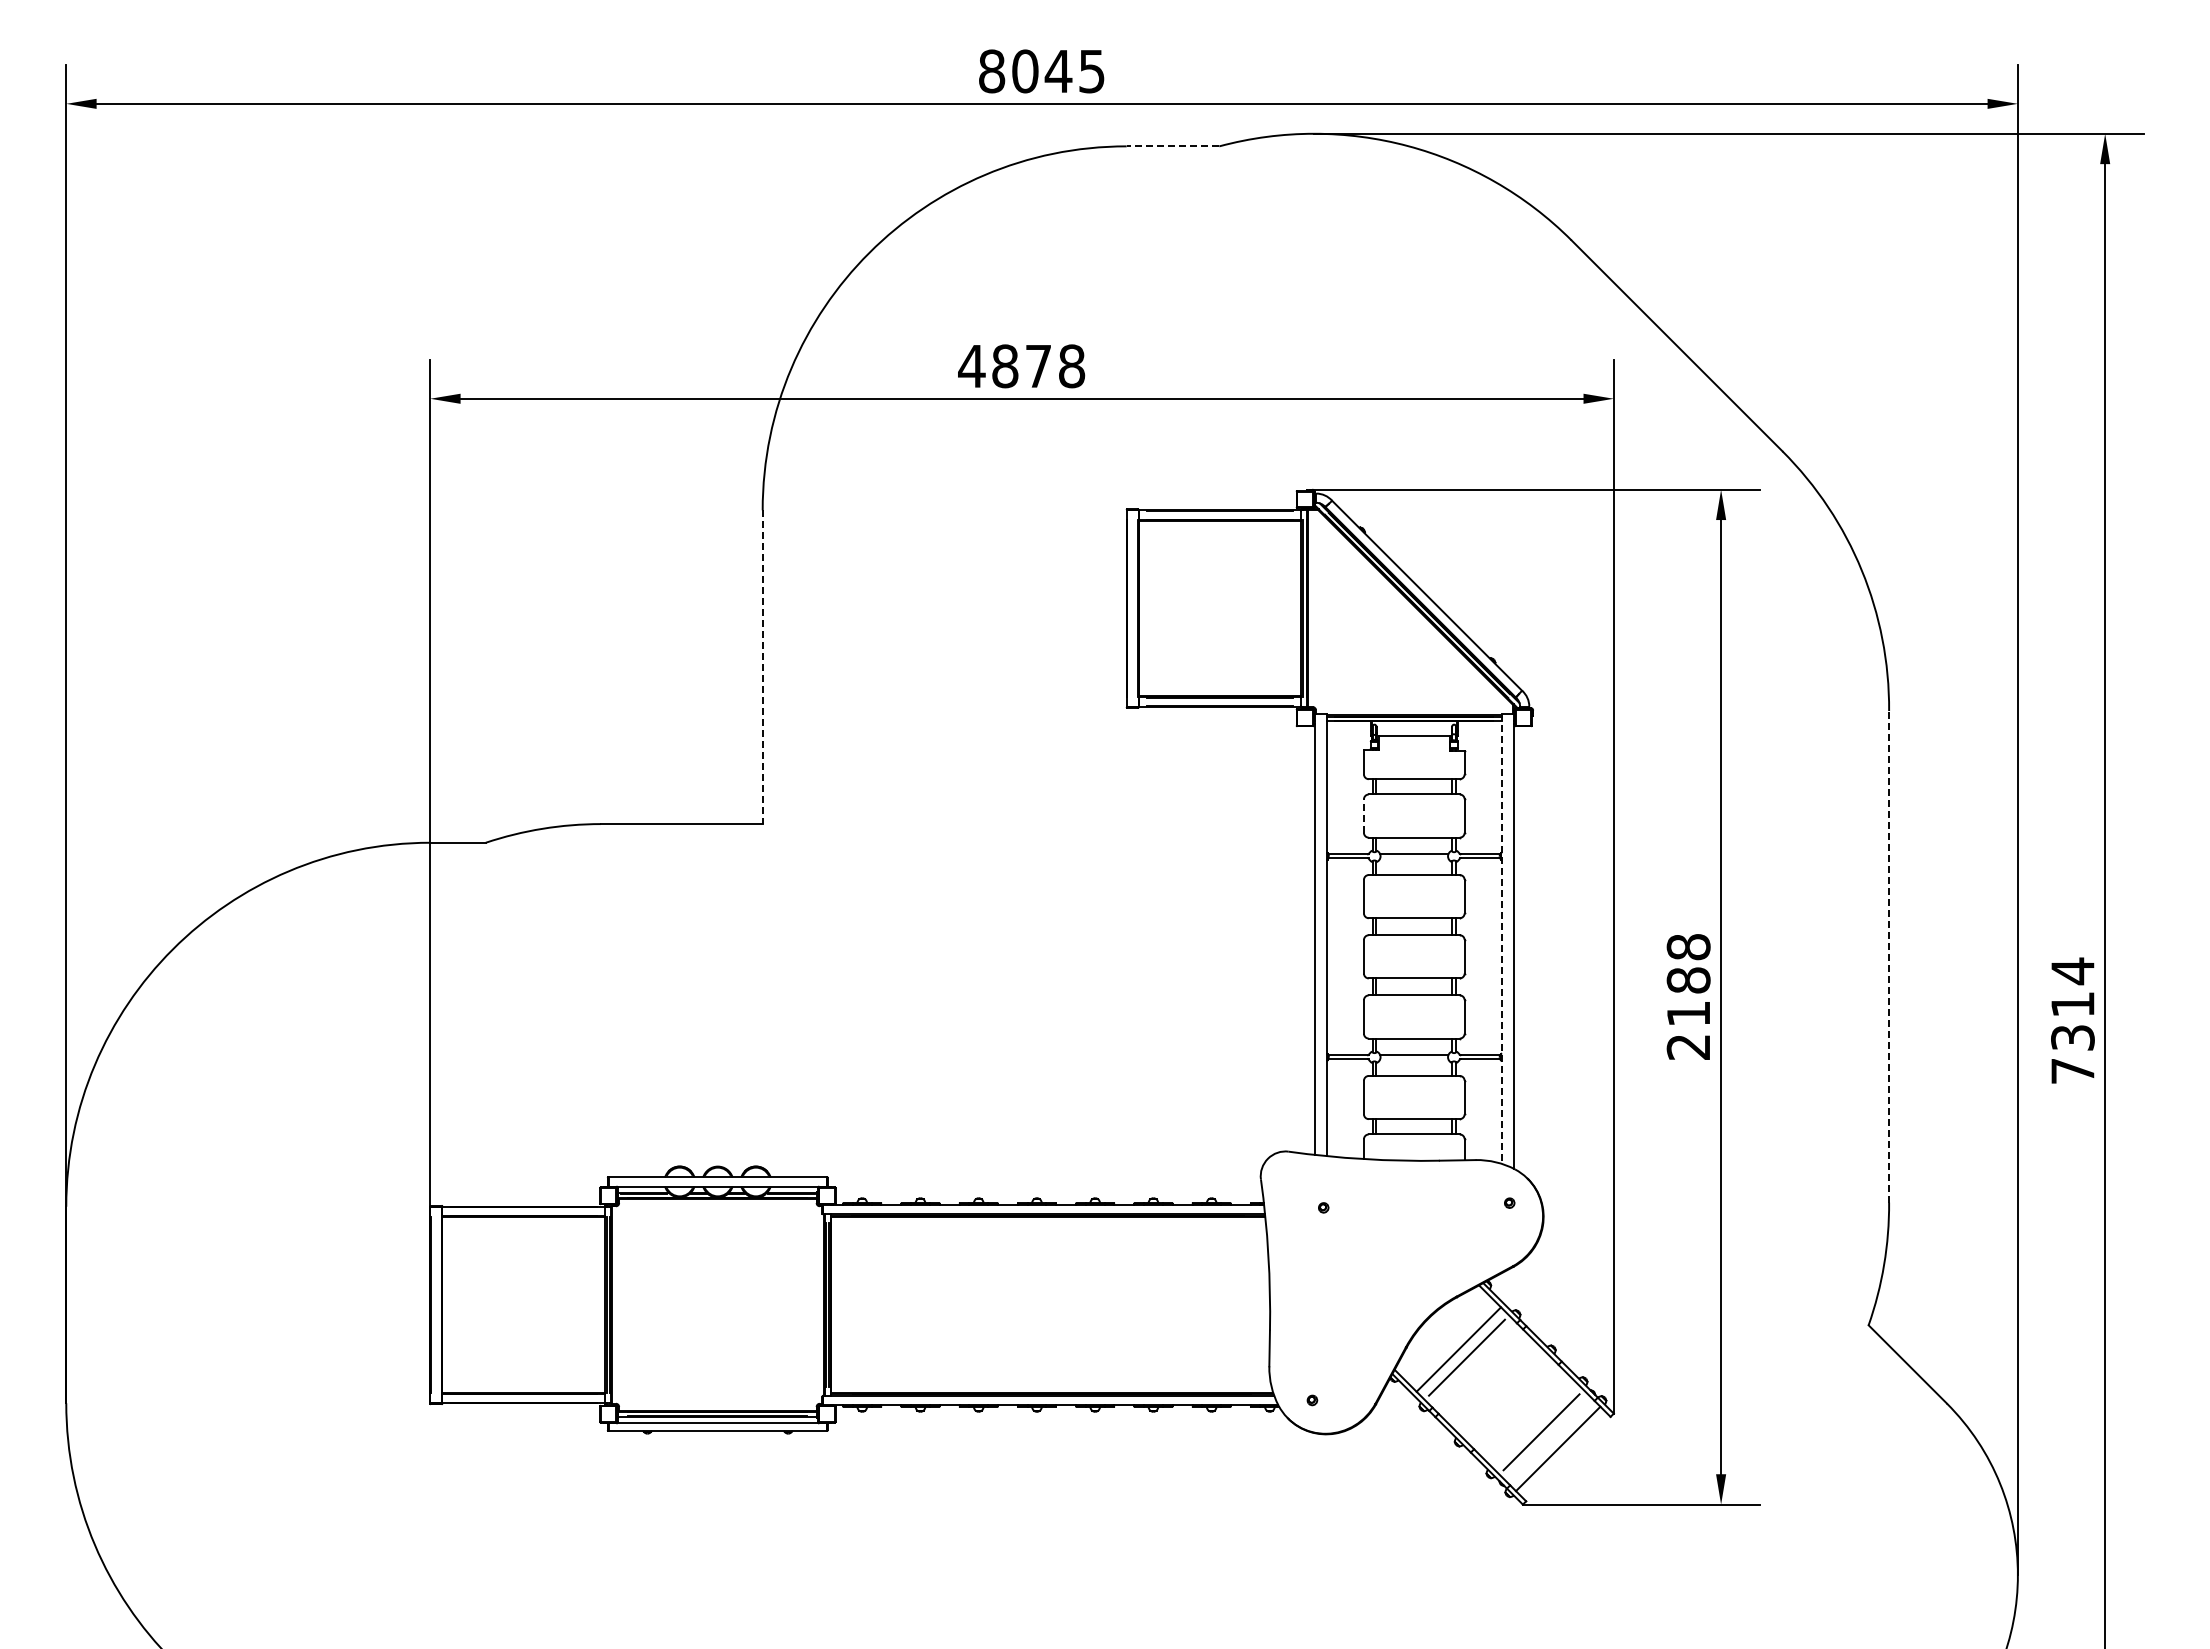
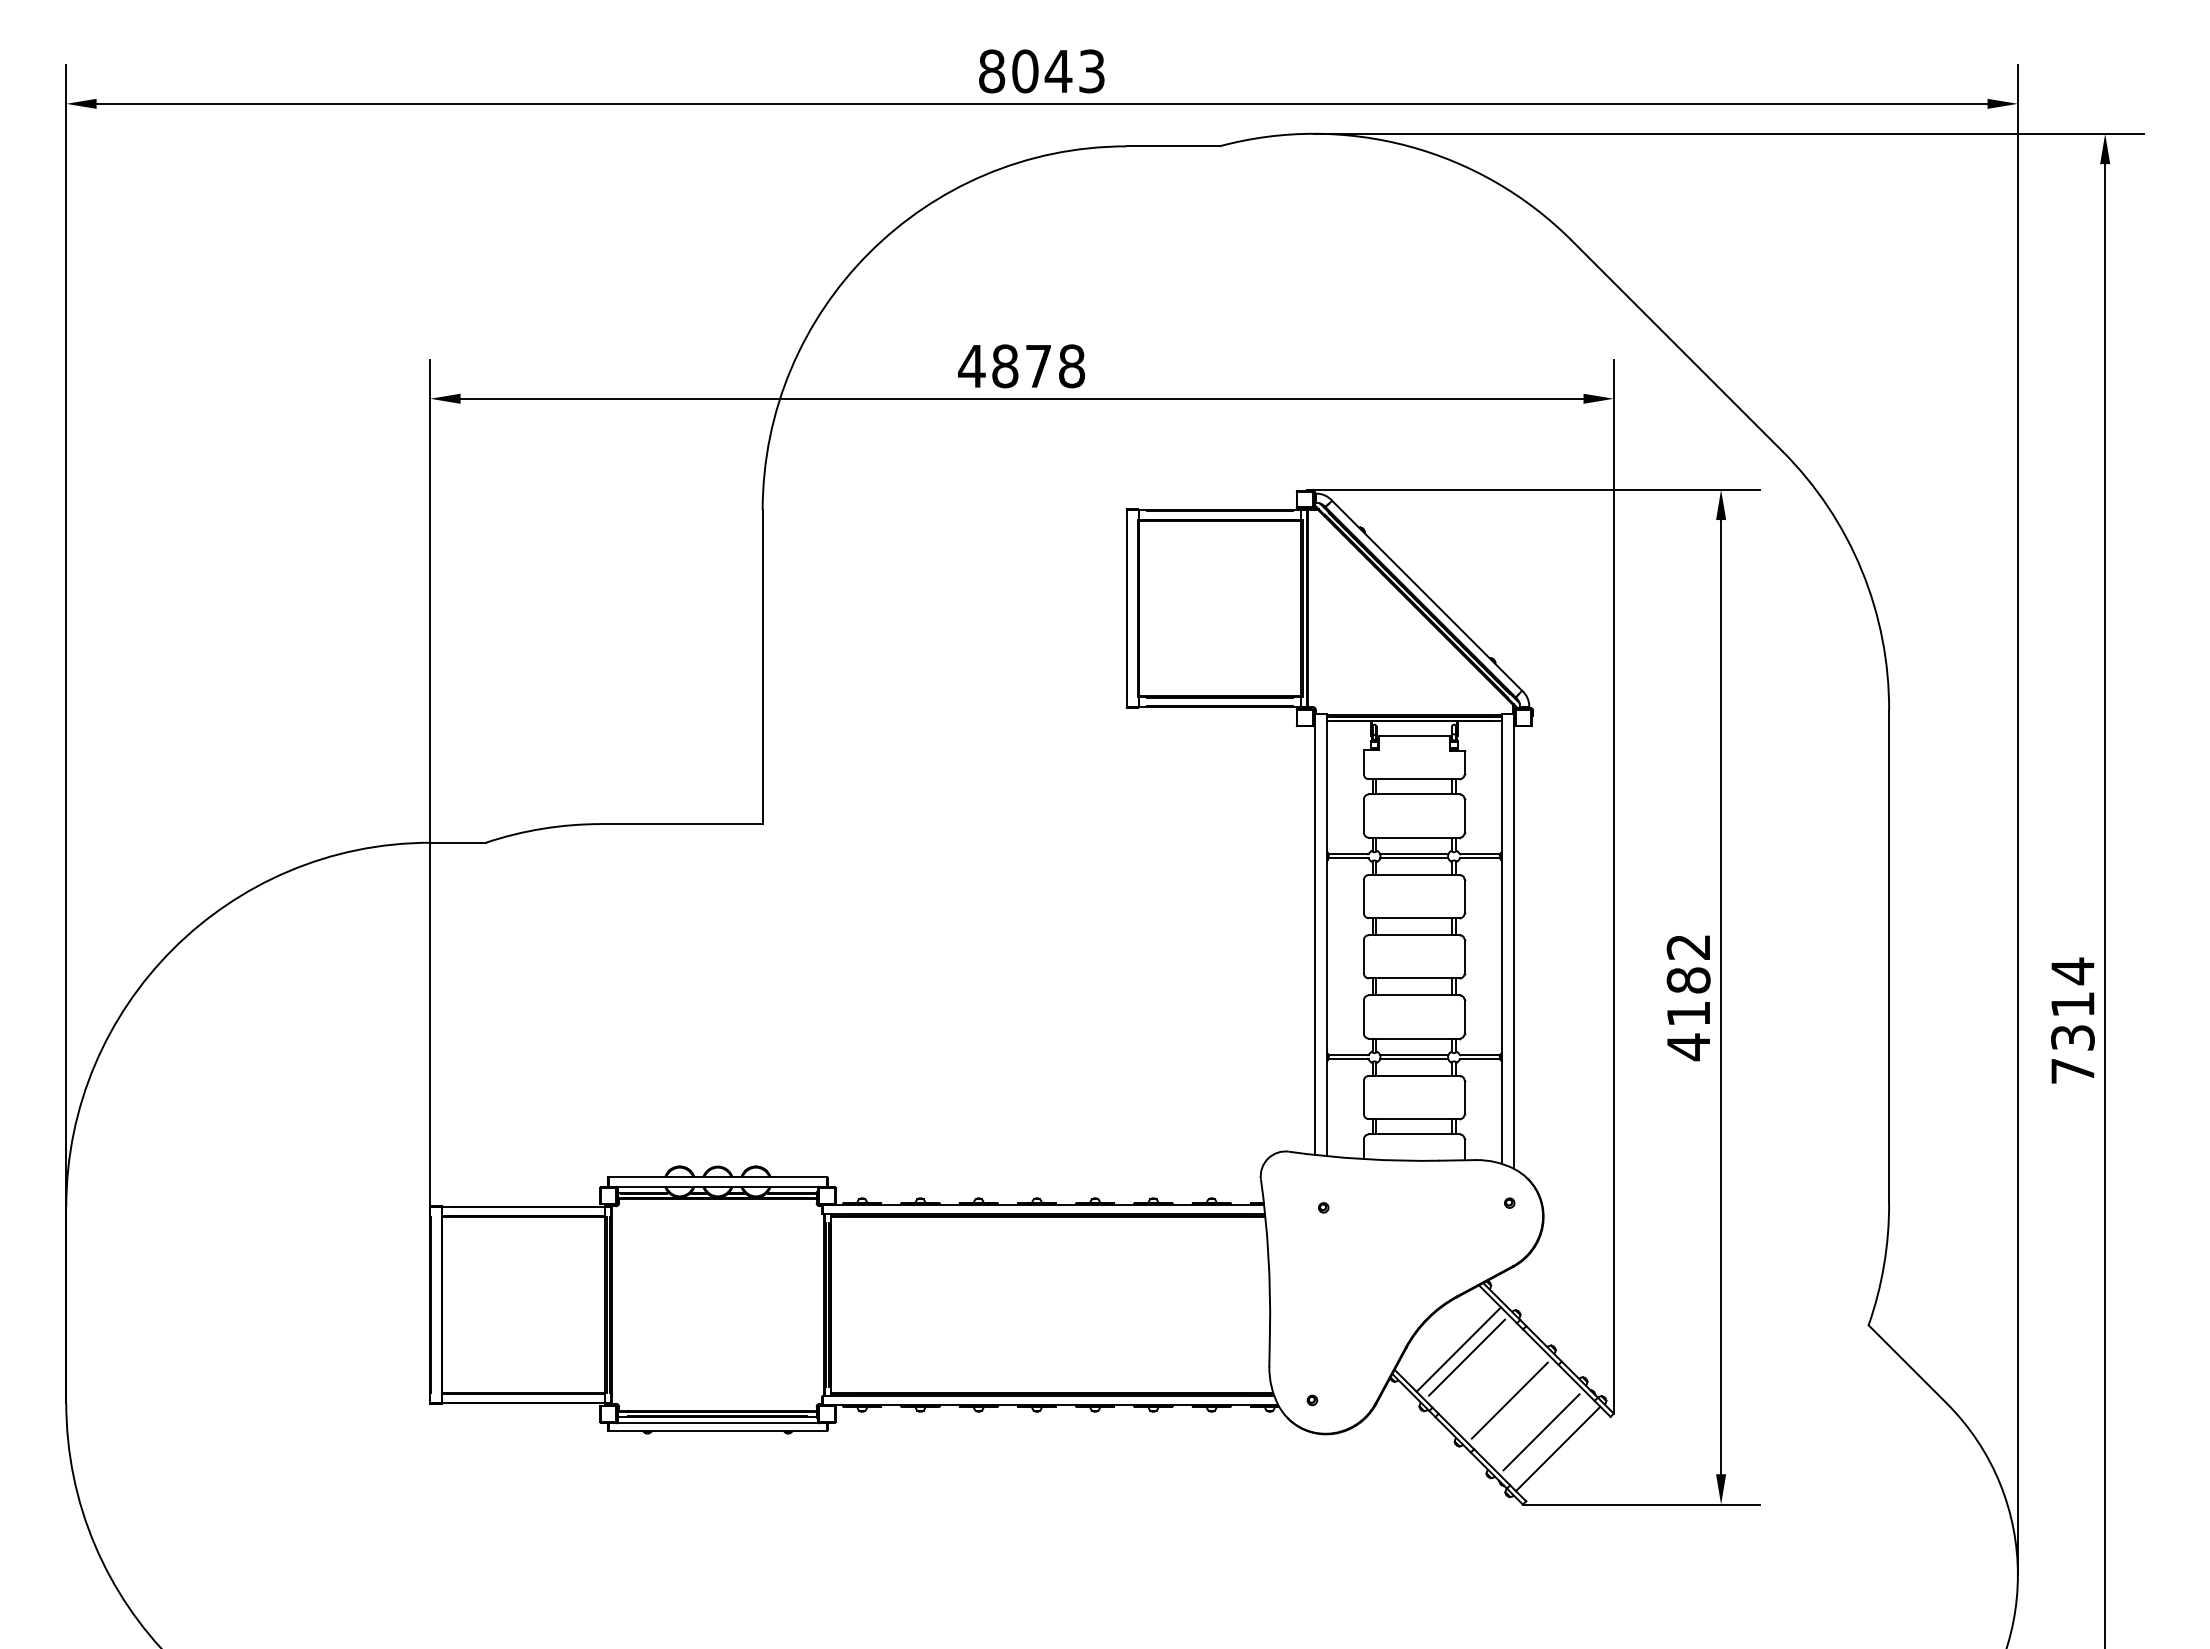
text: 8045 -> 8043 (1091, 70)
line: dashed -> solid (1172, 146)
line: dashed -> solid (762, 667)
line: dashed -> solid (1363, 816)
line: none -> present (1414, 858)
line: dashed -> solid (1502, 939)
line: dashed -> solid (1889, 956)
text: 2188 -> 4182 (1688, 997)
line: none -> present (1414, 1059)
line: none -> present (1509, 1400)
